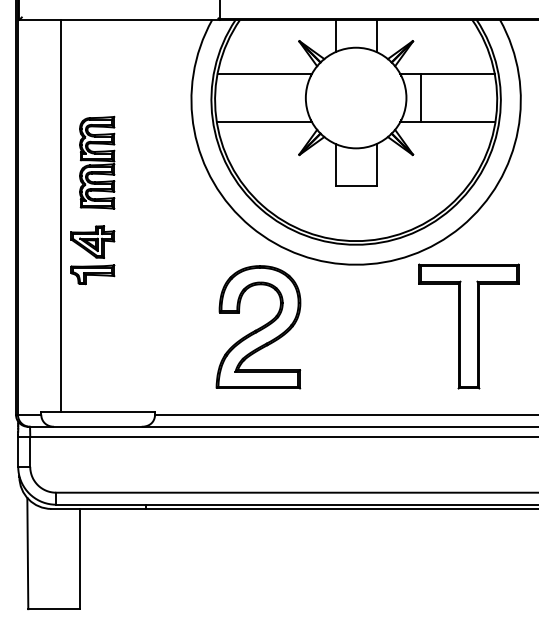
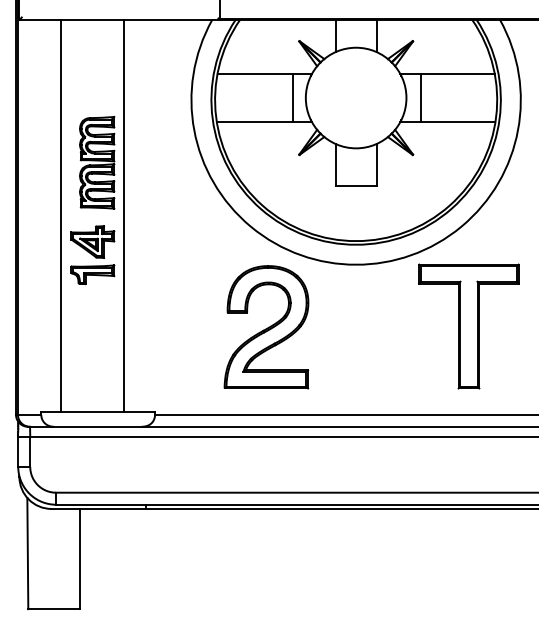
line: none -> present (292, 97)
line: none -> present (123, 215)
part position: (258, 327) -> (266, 327) (266, 327)
